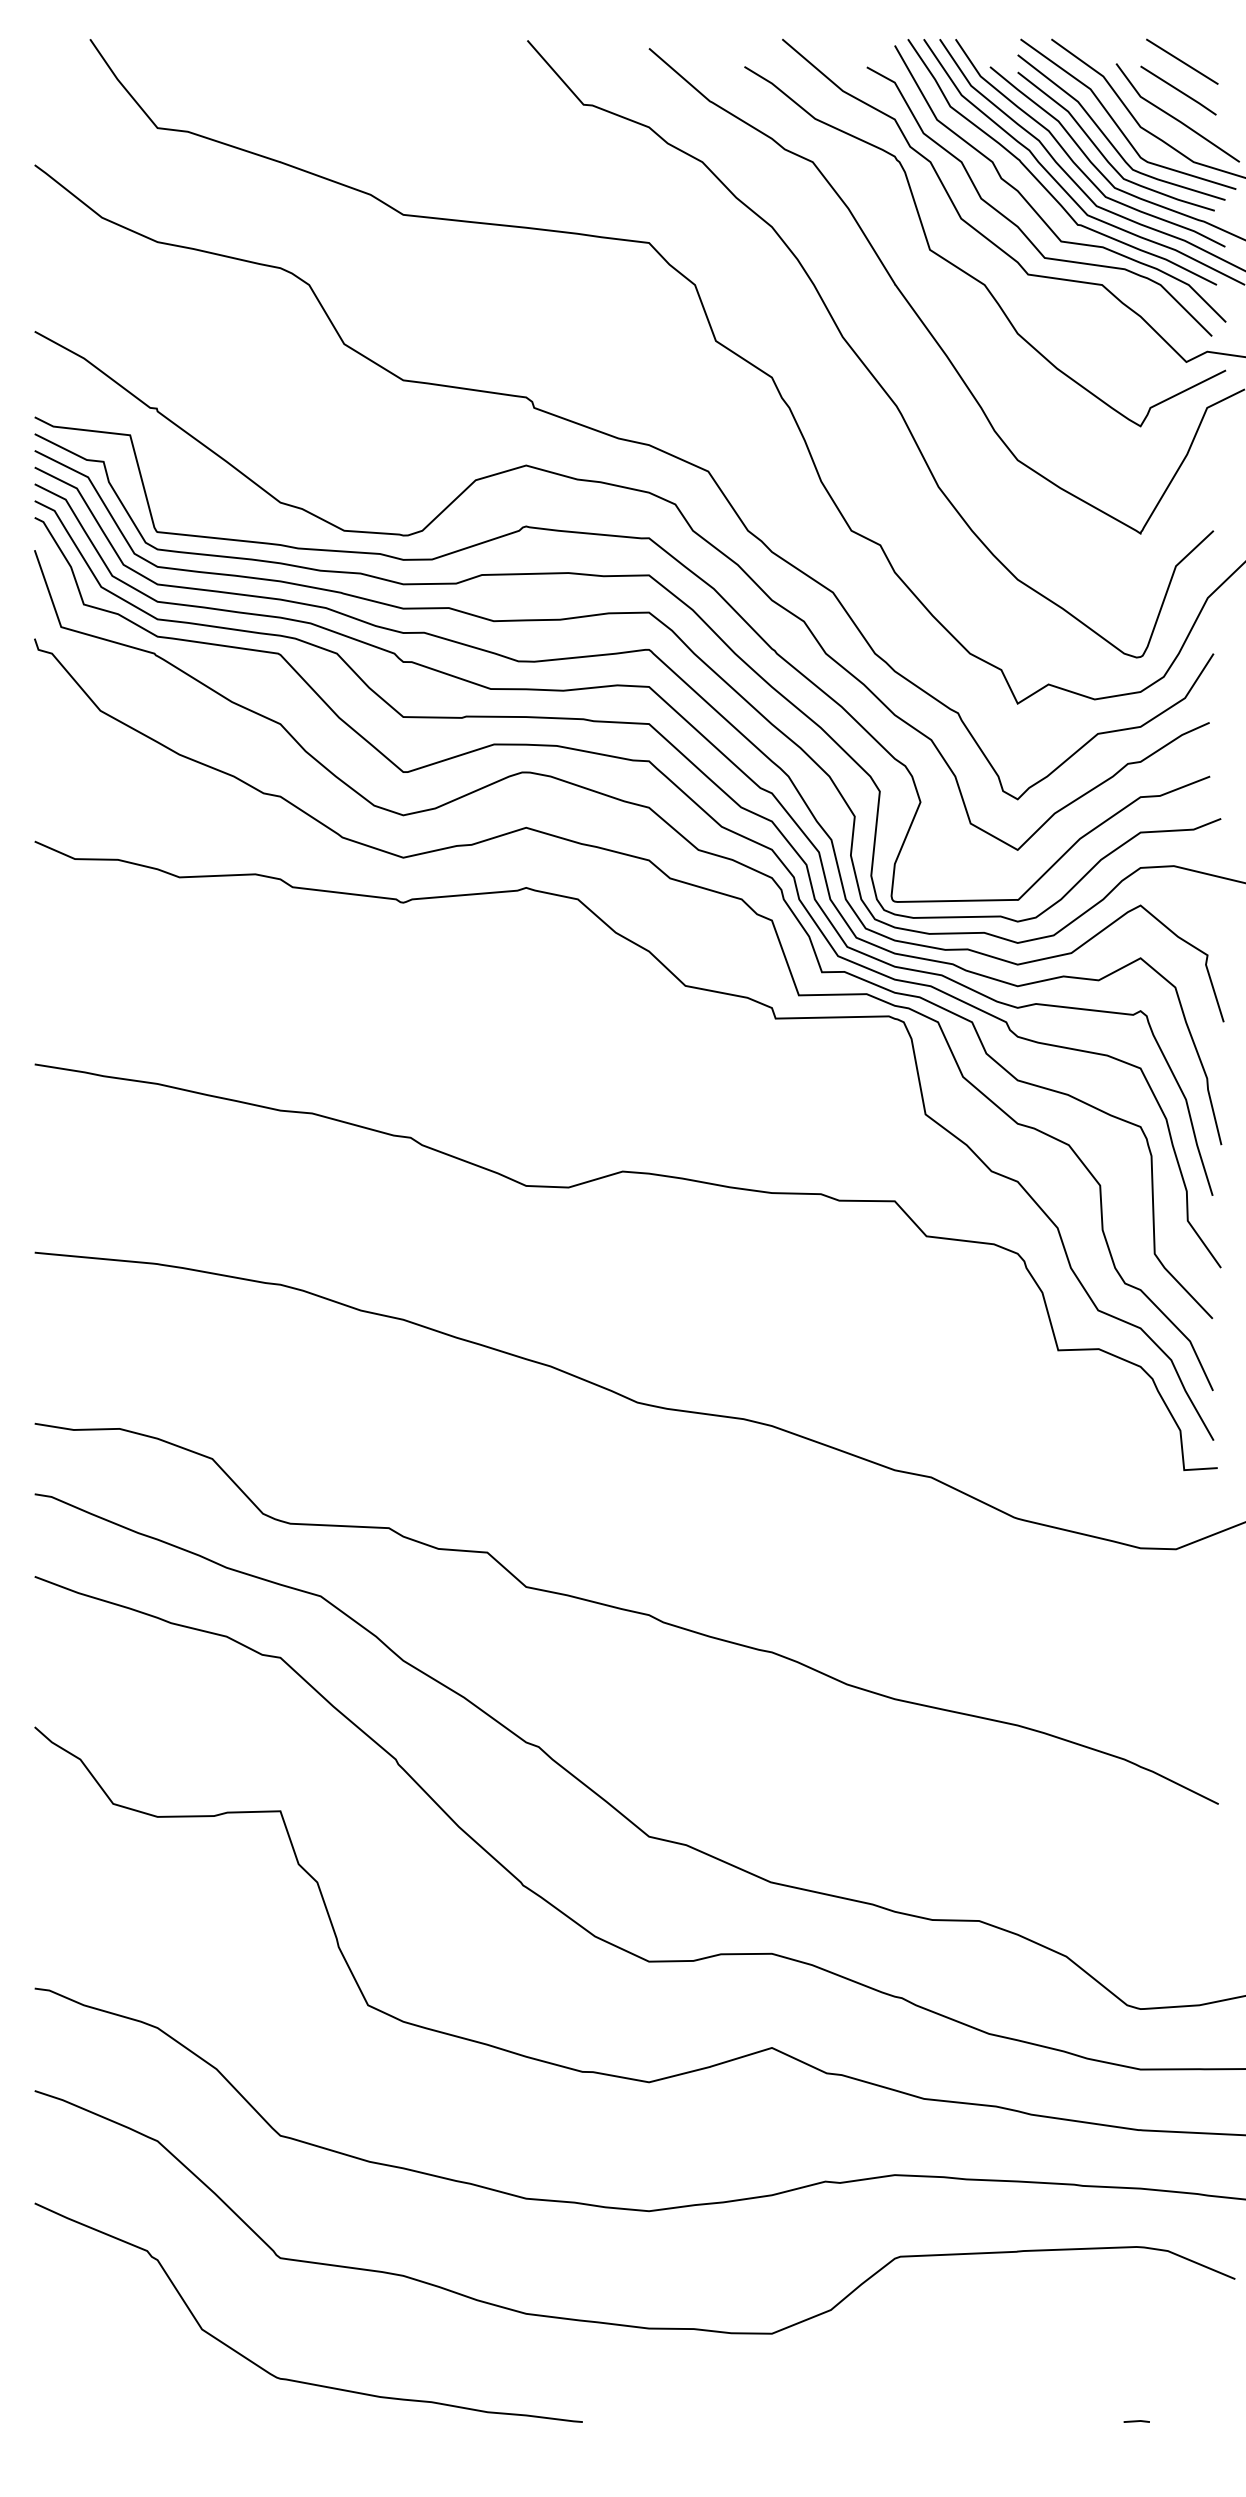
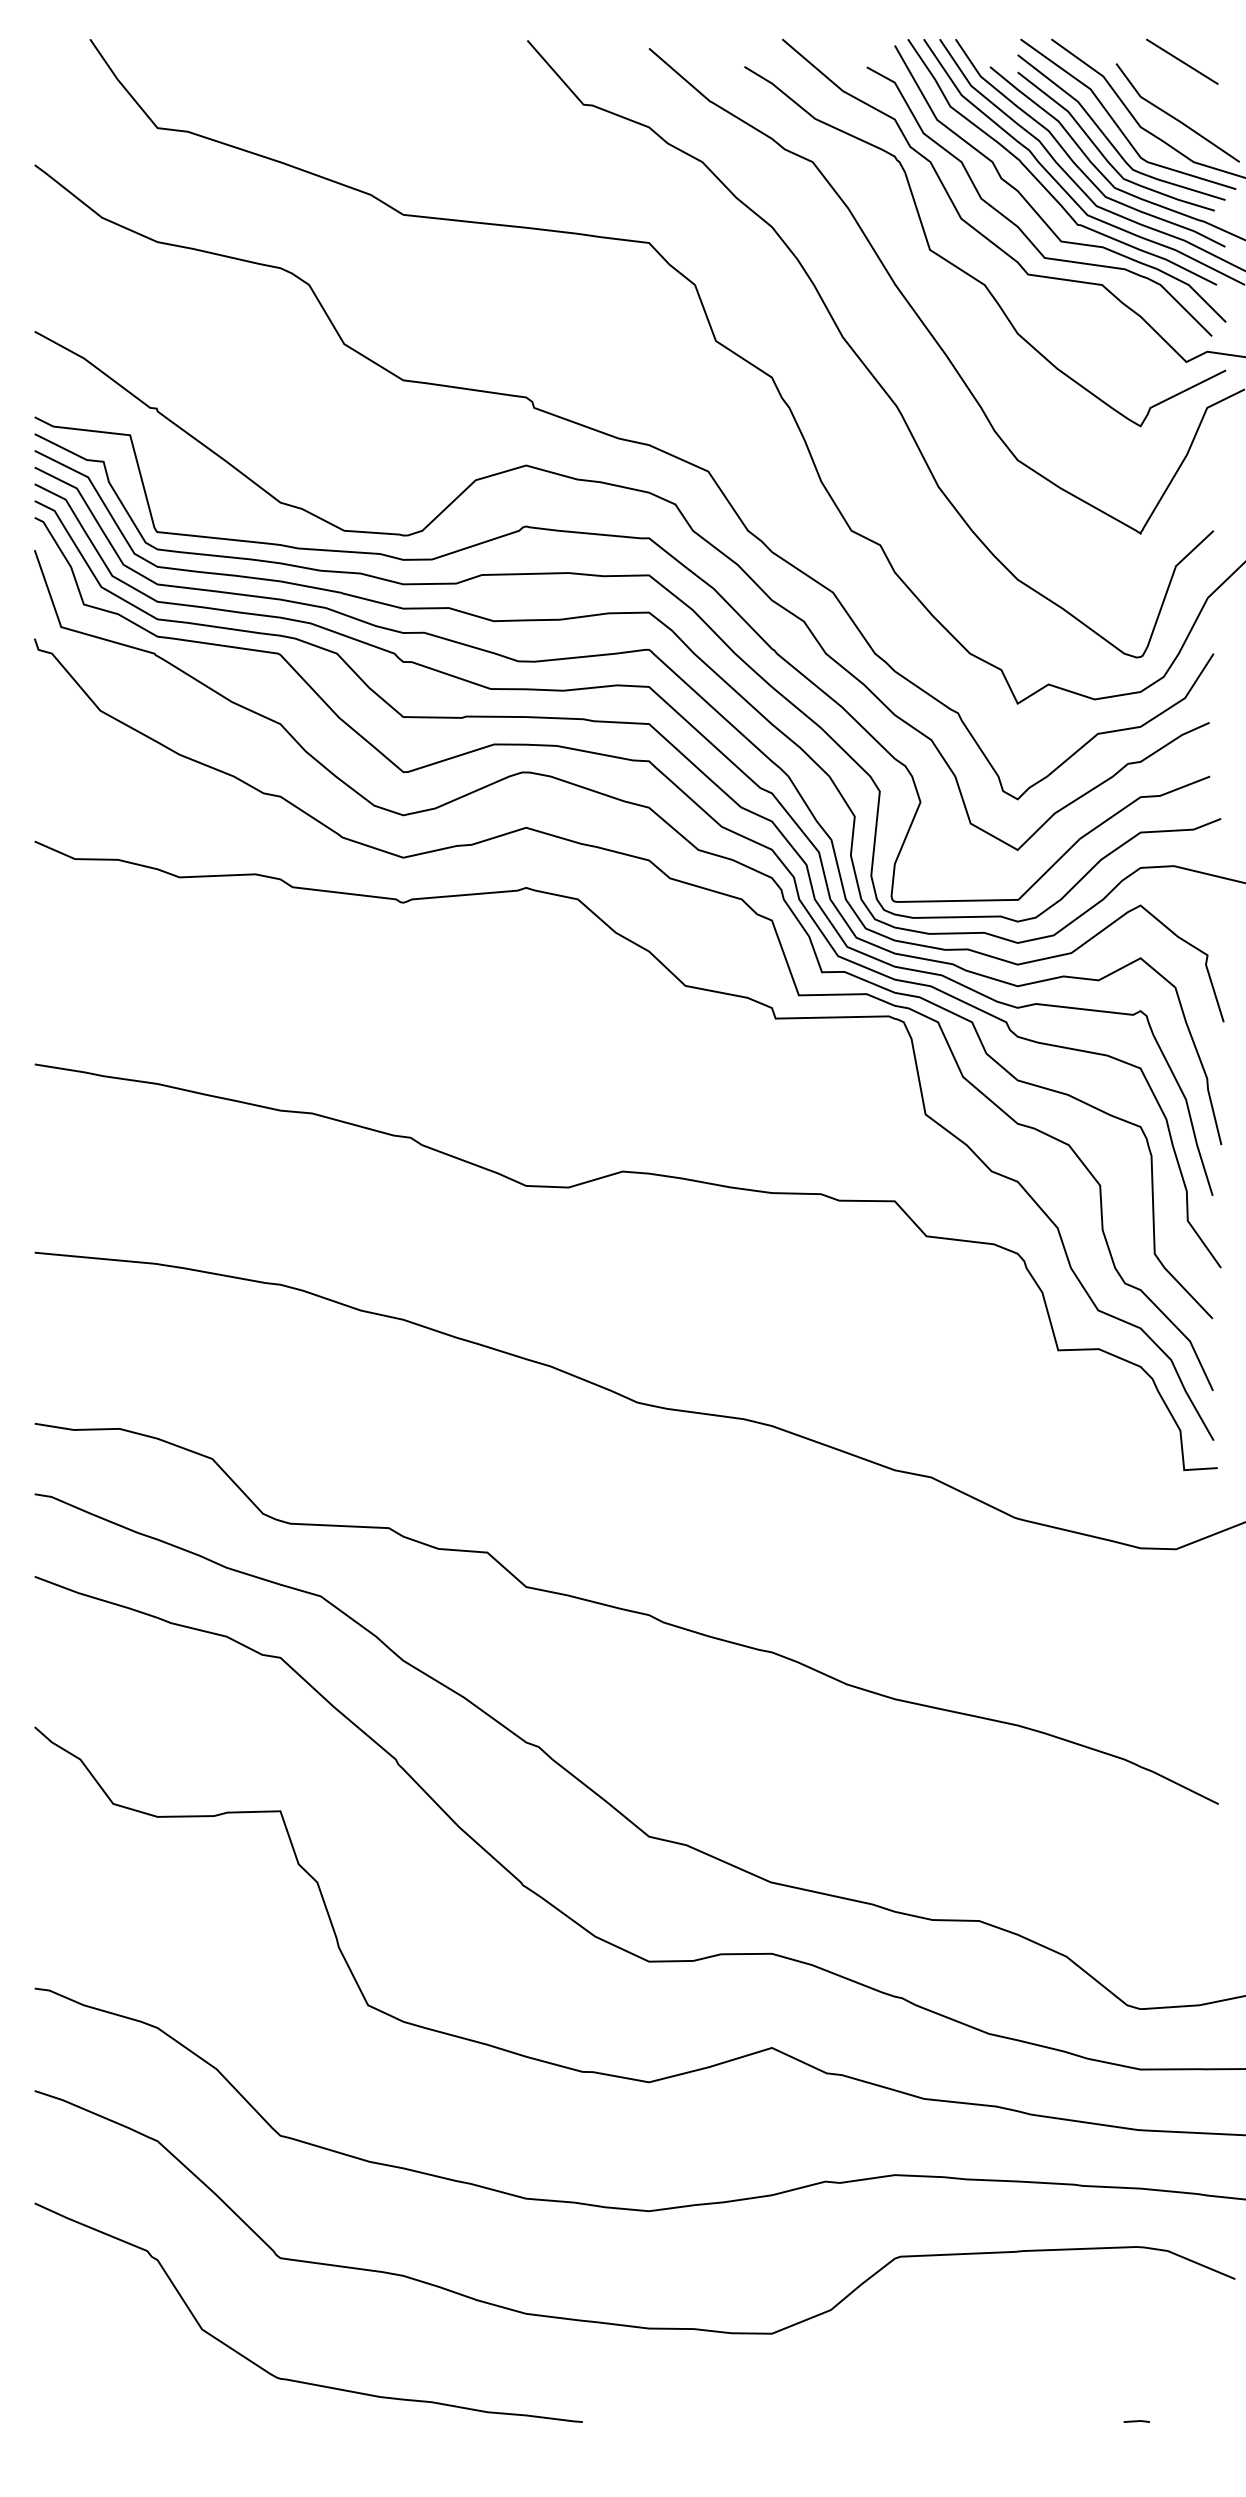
line: present -> none (1178, 90)
